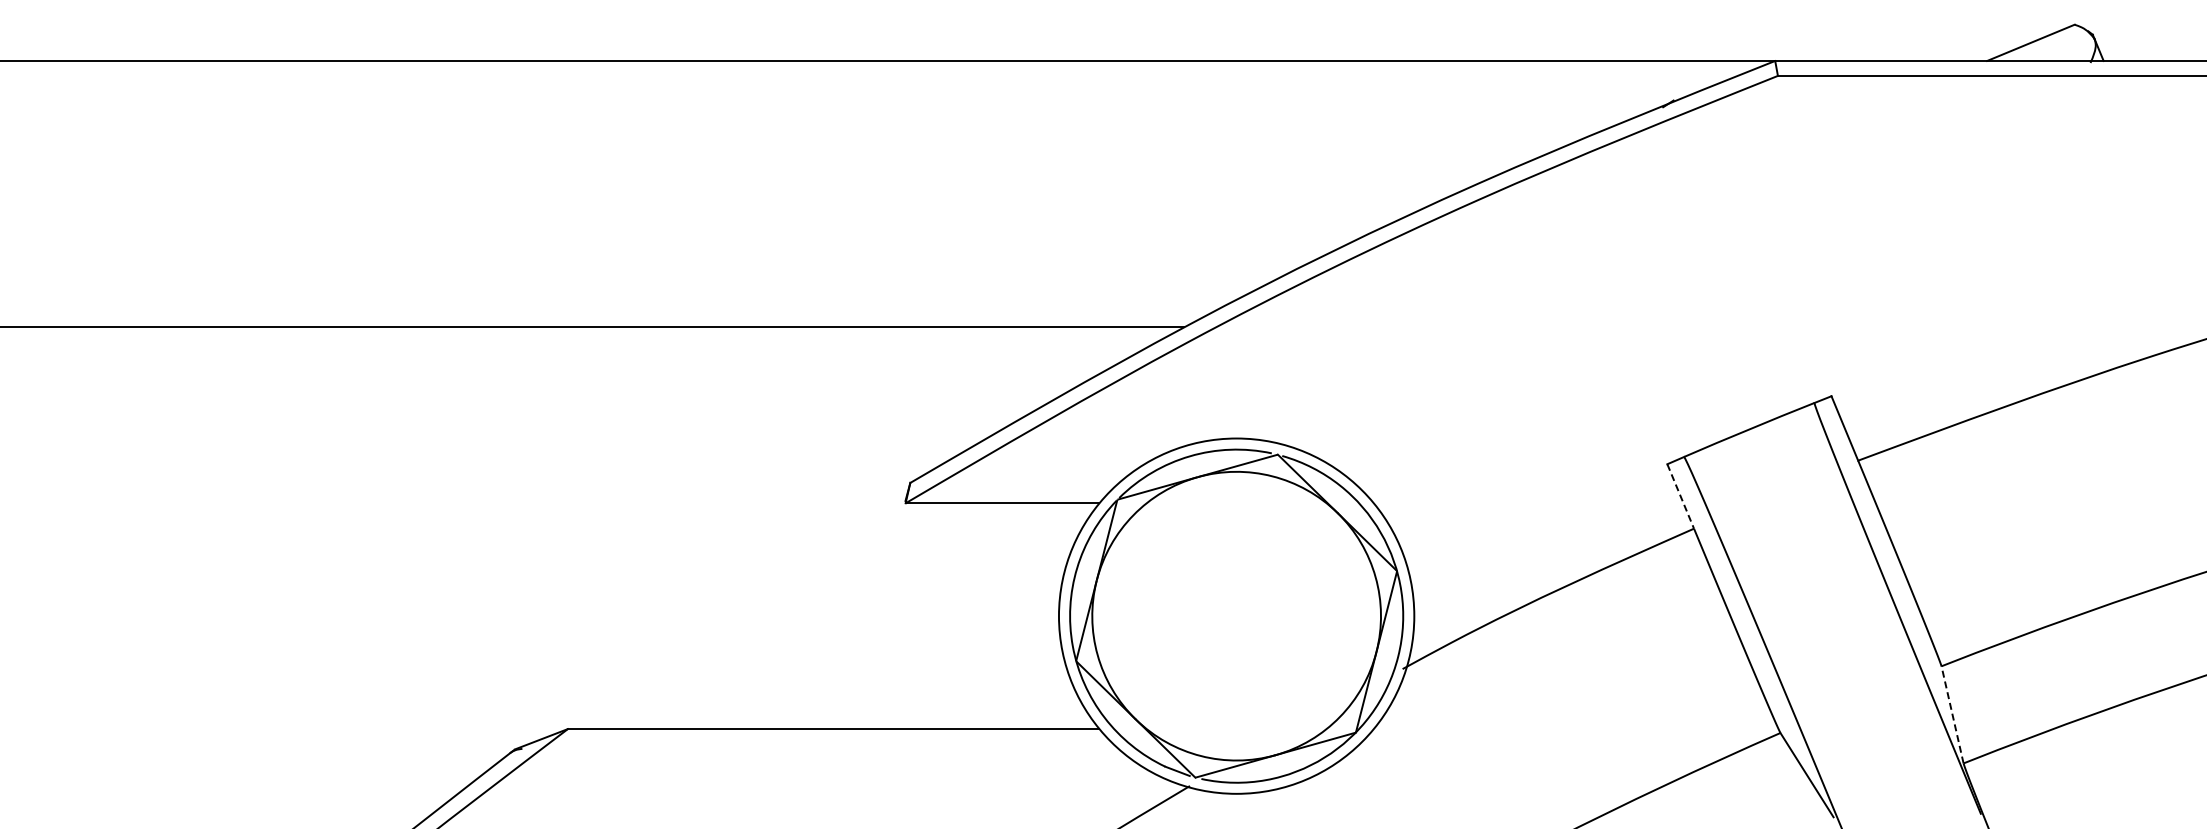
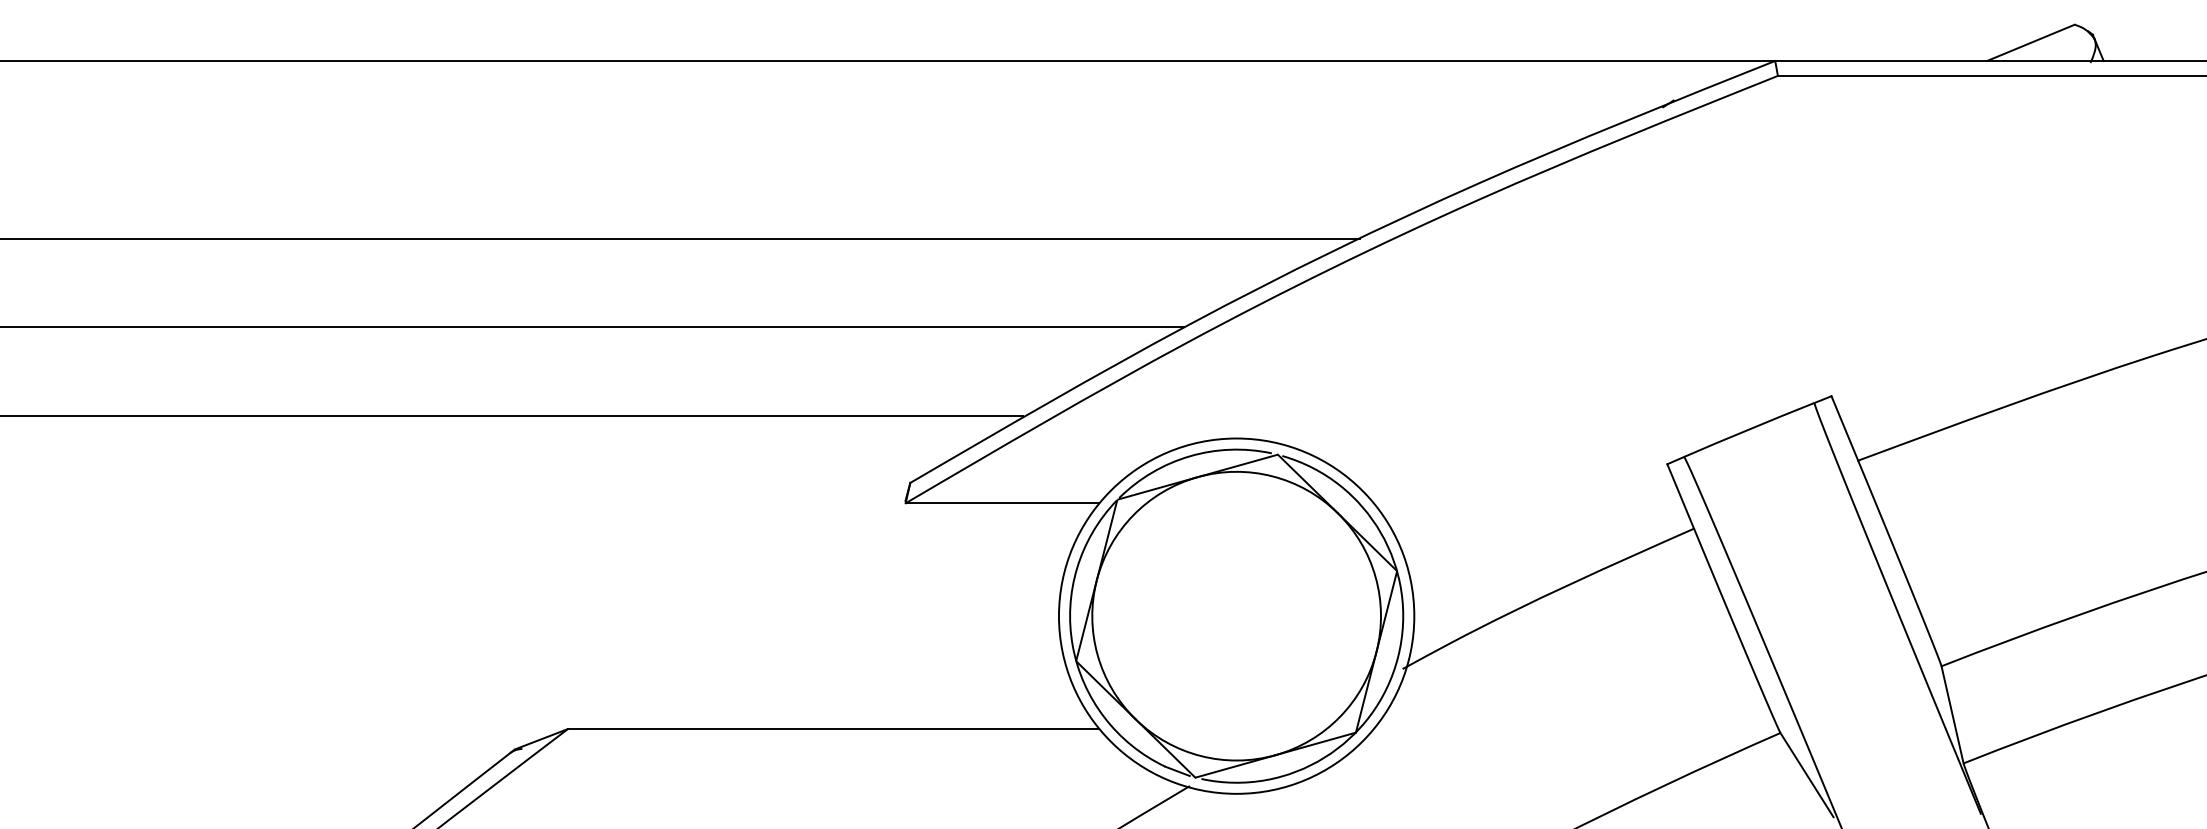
line: none -> present (681, 238)
line: none -> present (512, 416)
line: dashed -> solid (1680, 496)
line: dashed -> solid (1952, 714)
